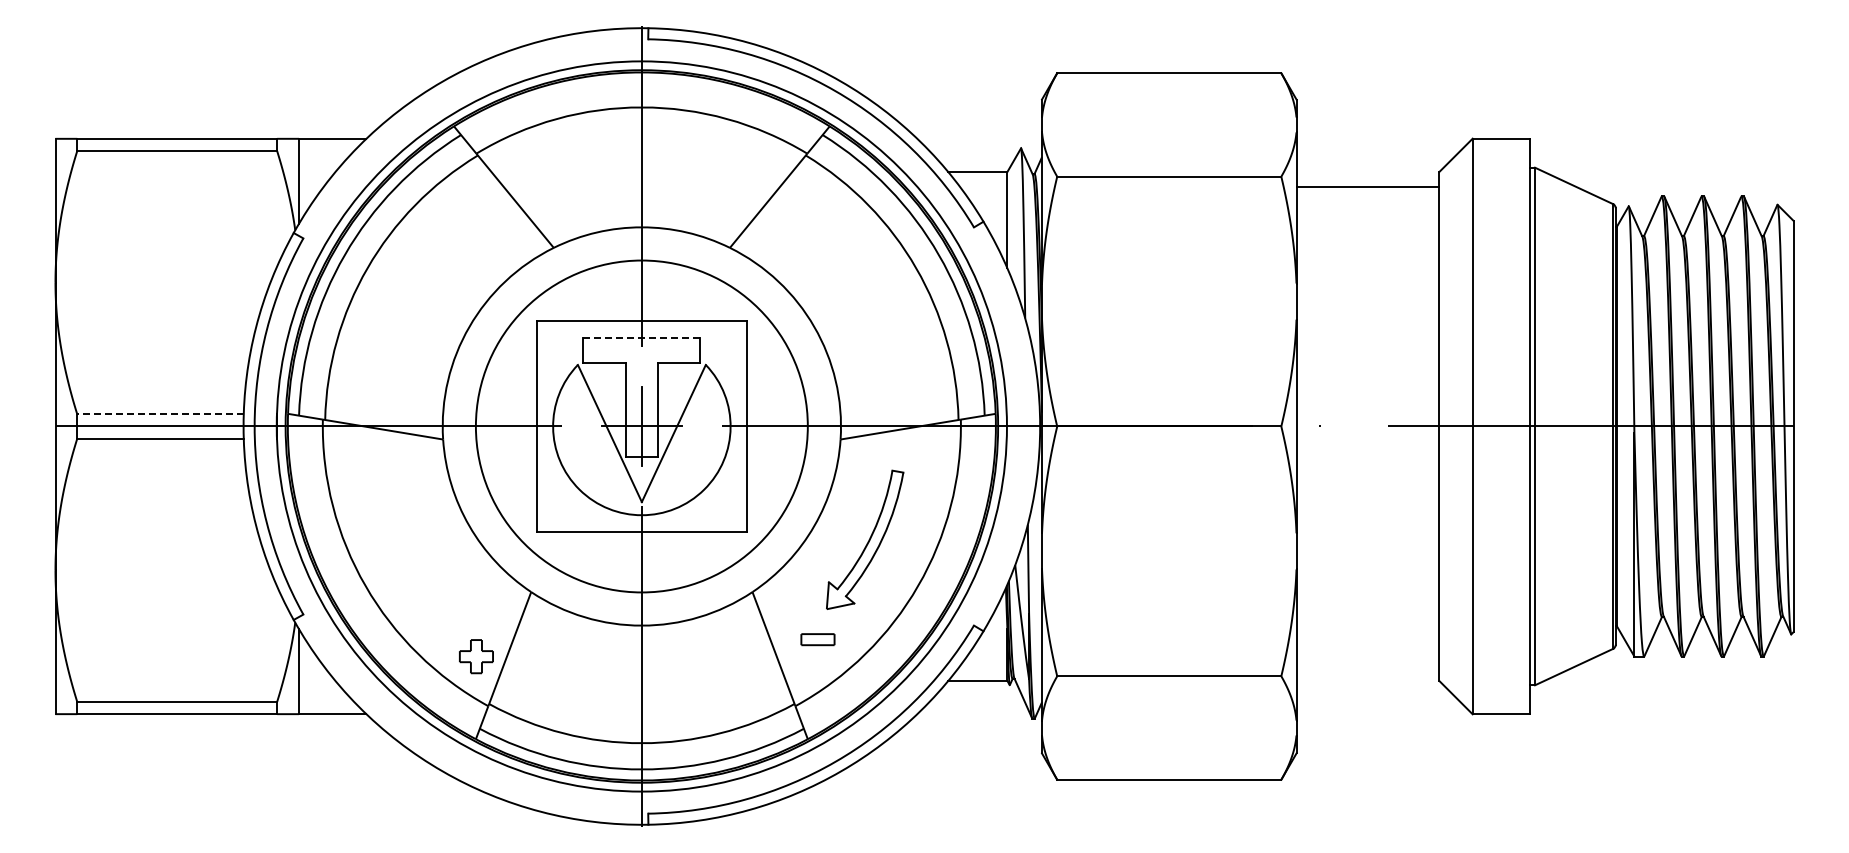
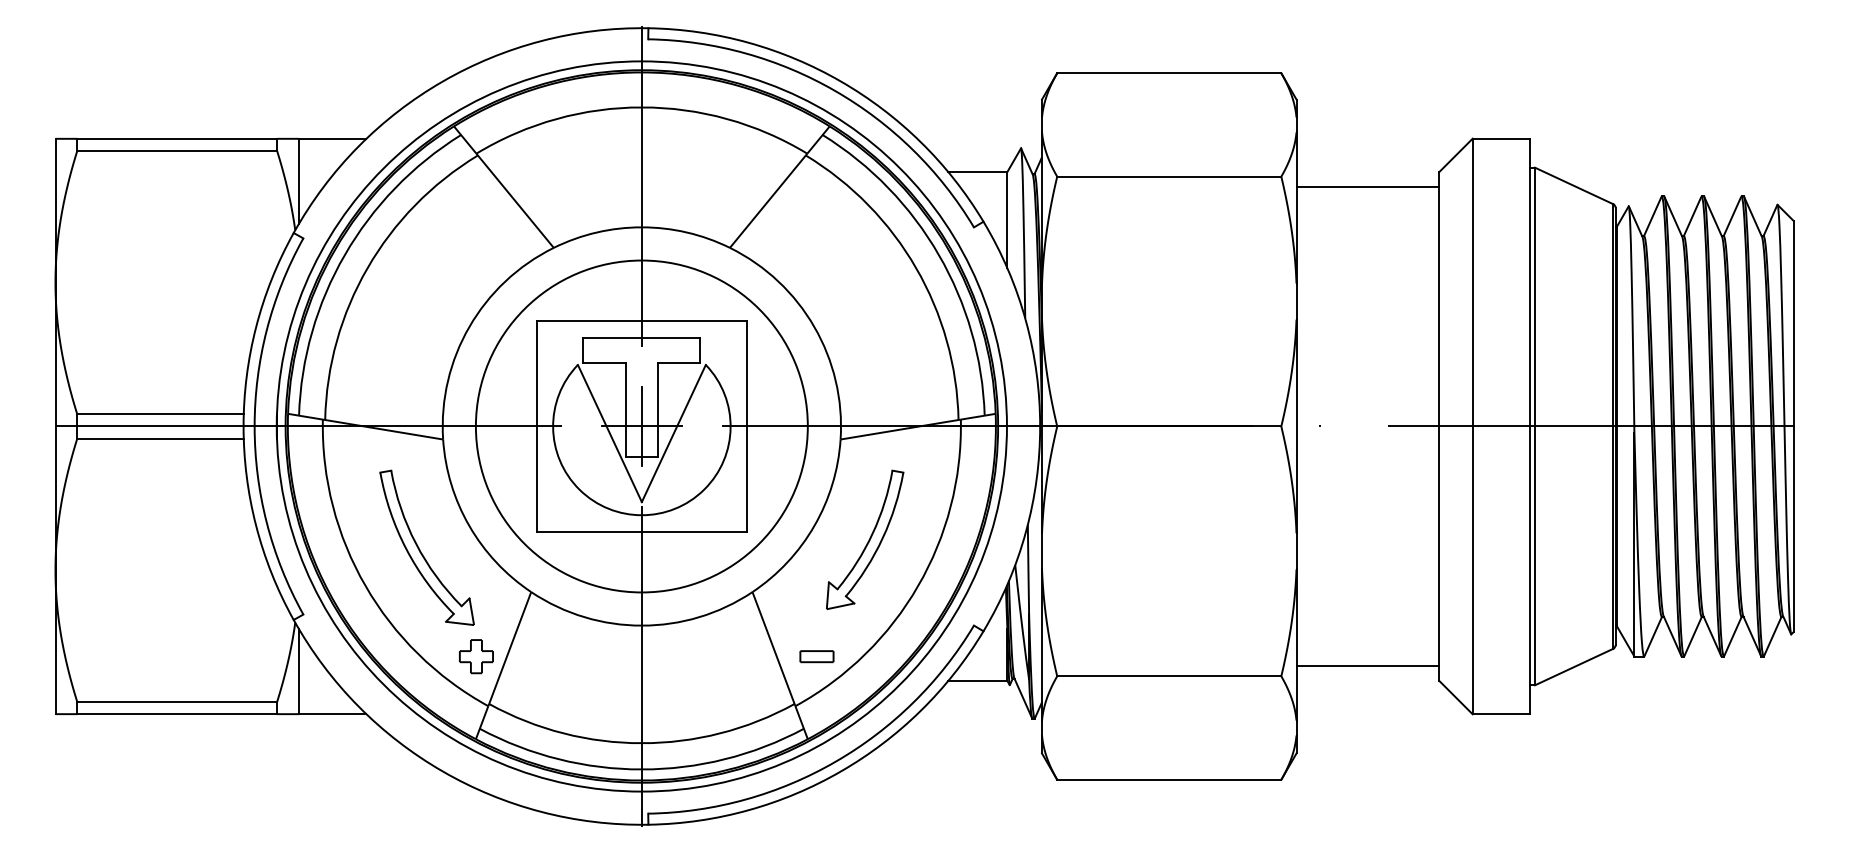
line: dashed -> solid (642, 337)
line: dashed -> solid (160, 414)
part: none -> present (420, 549)
part position: (817, 639) -> (816, 656) (816, 656)
line: none -> present (1367, 666)
